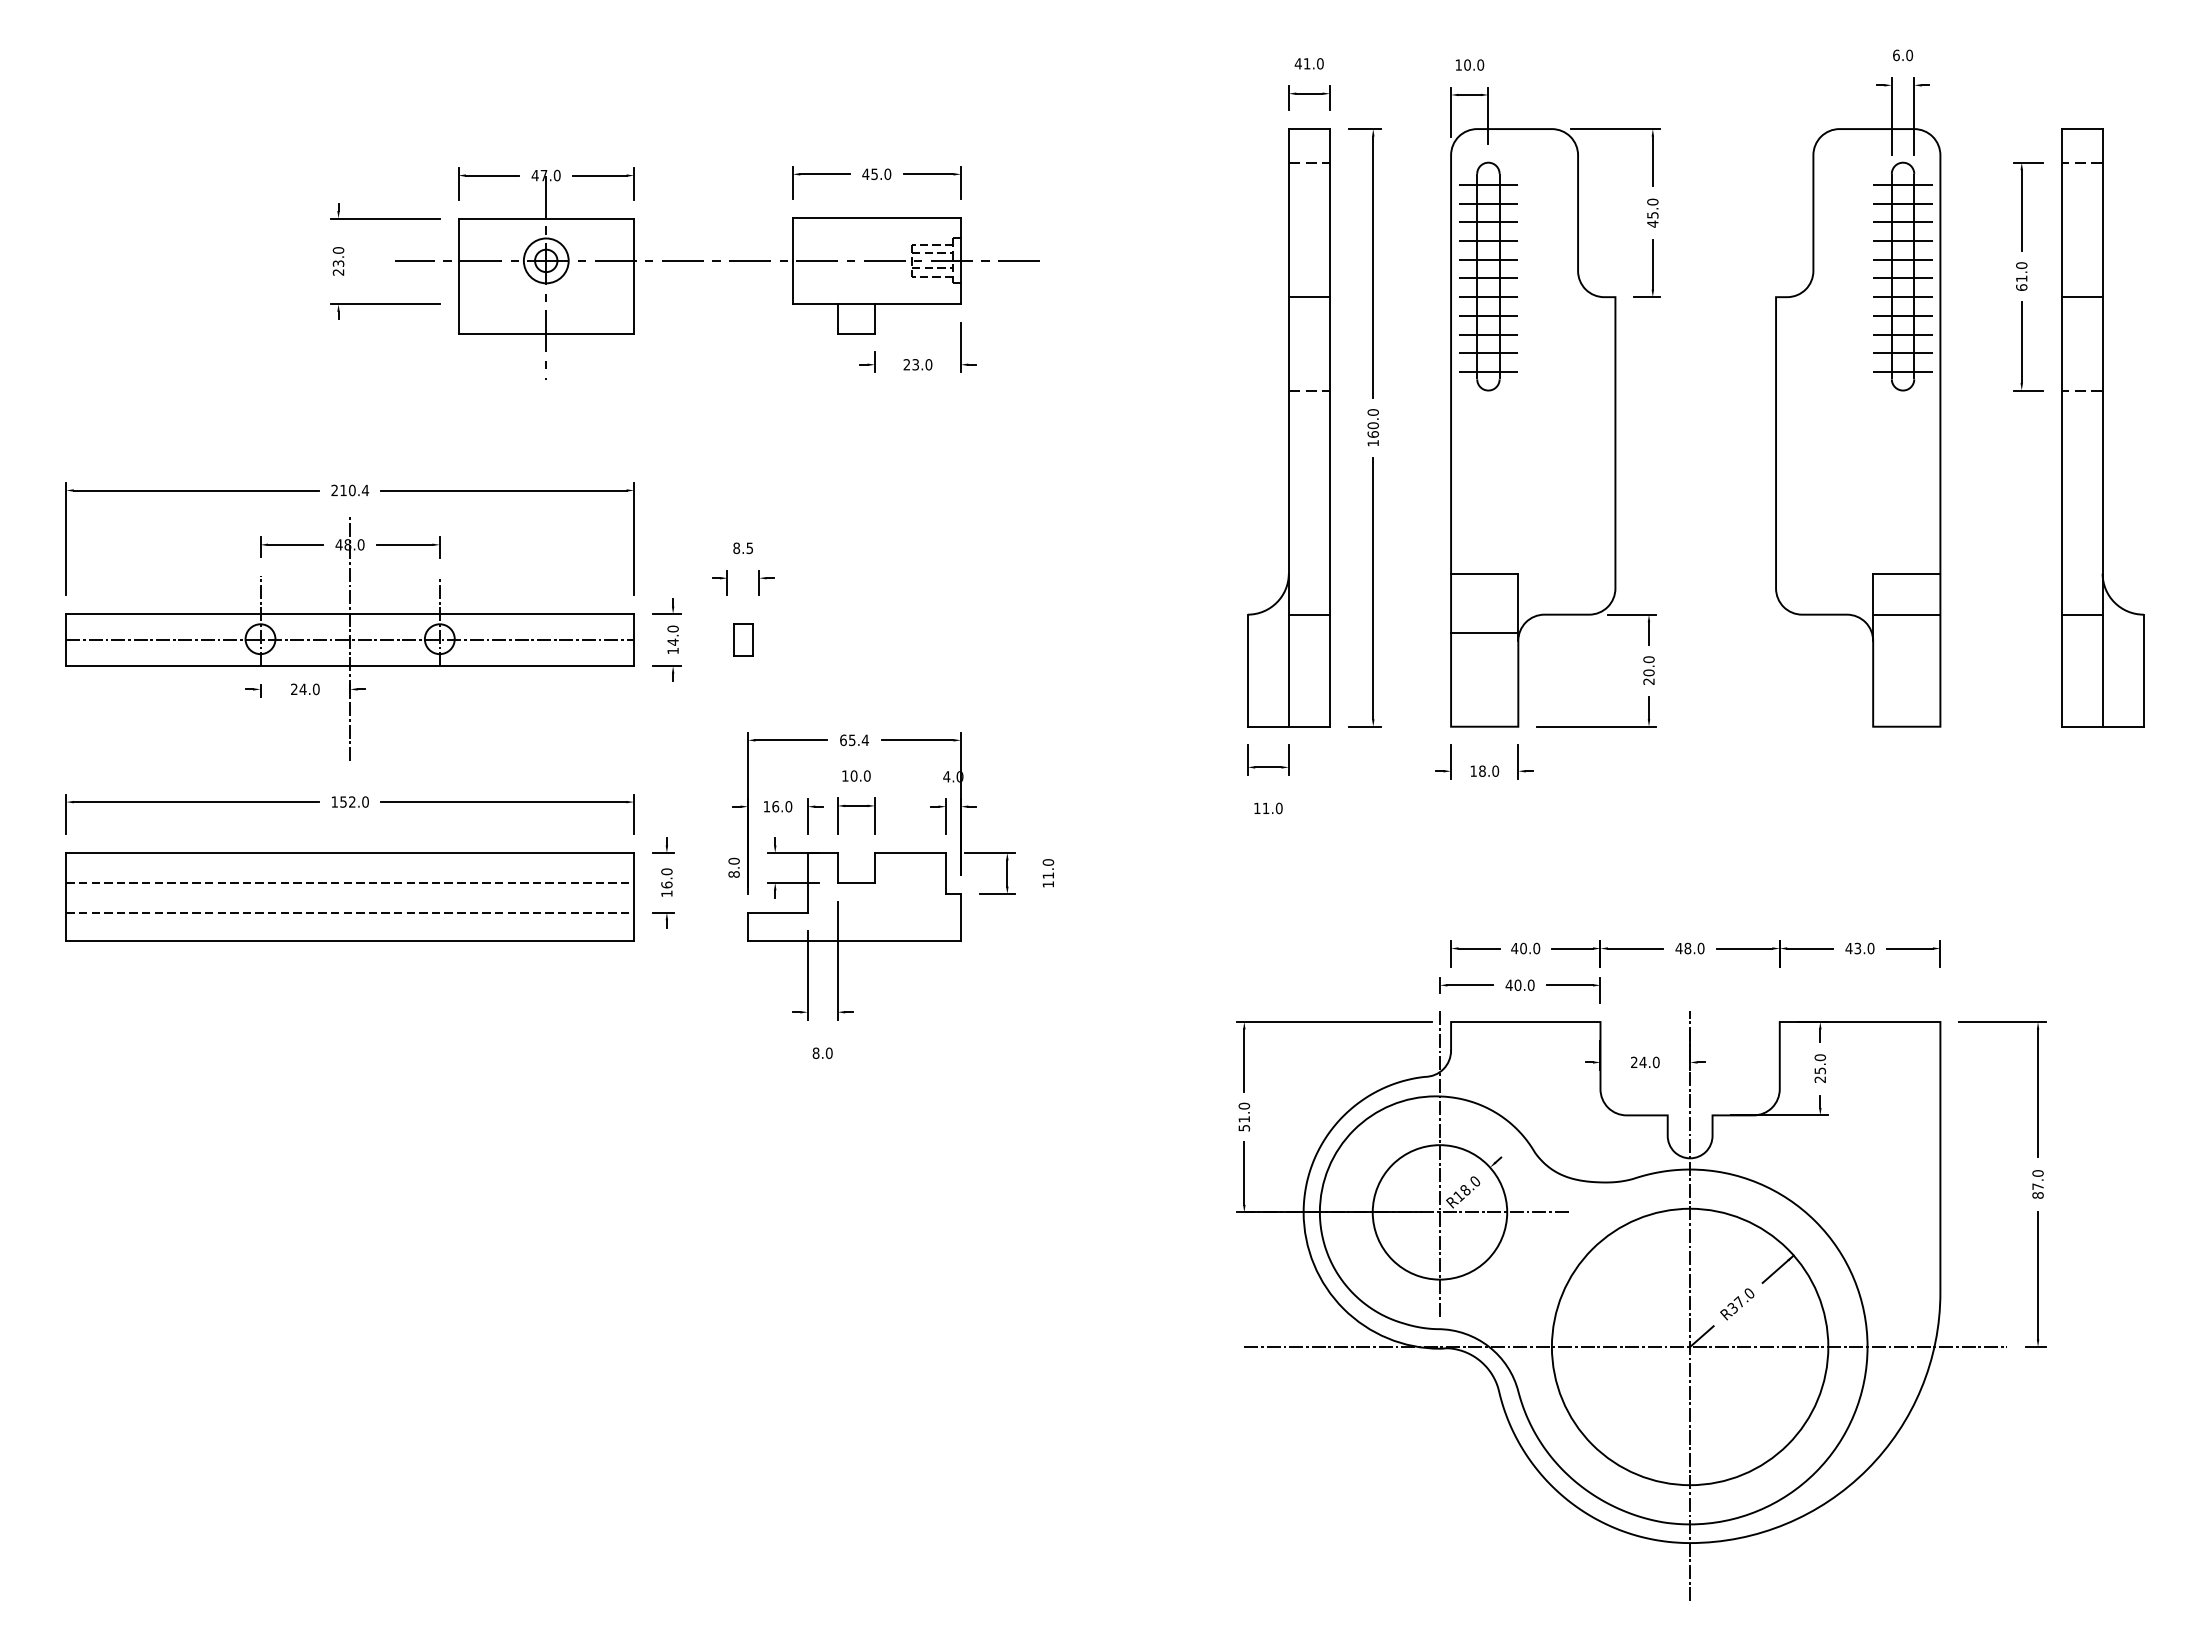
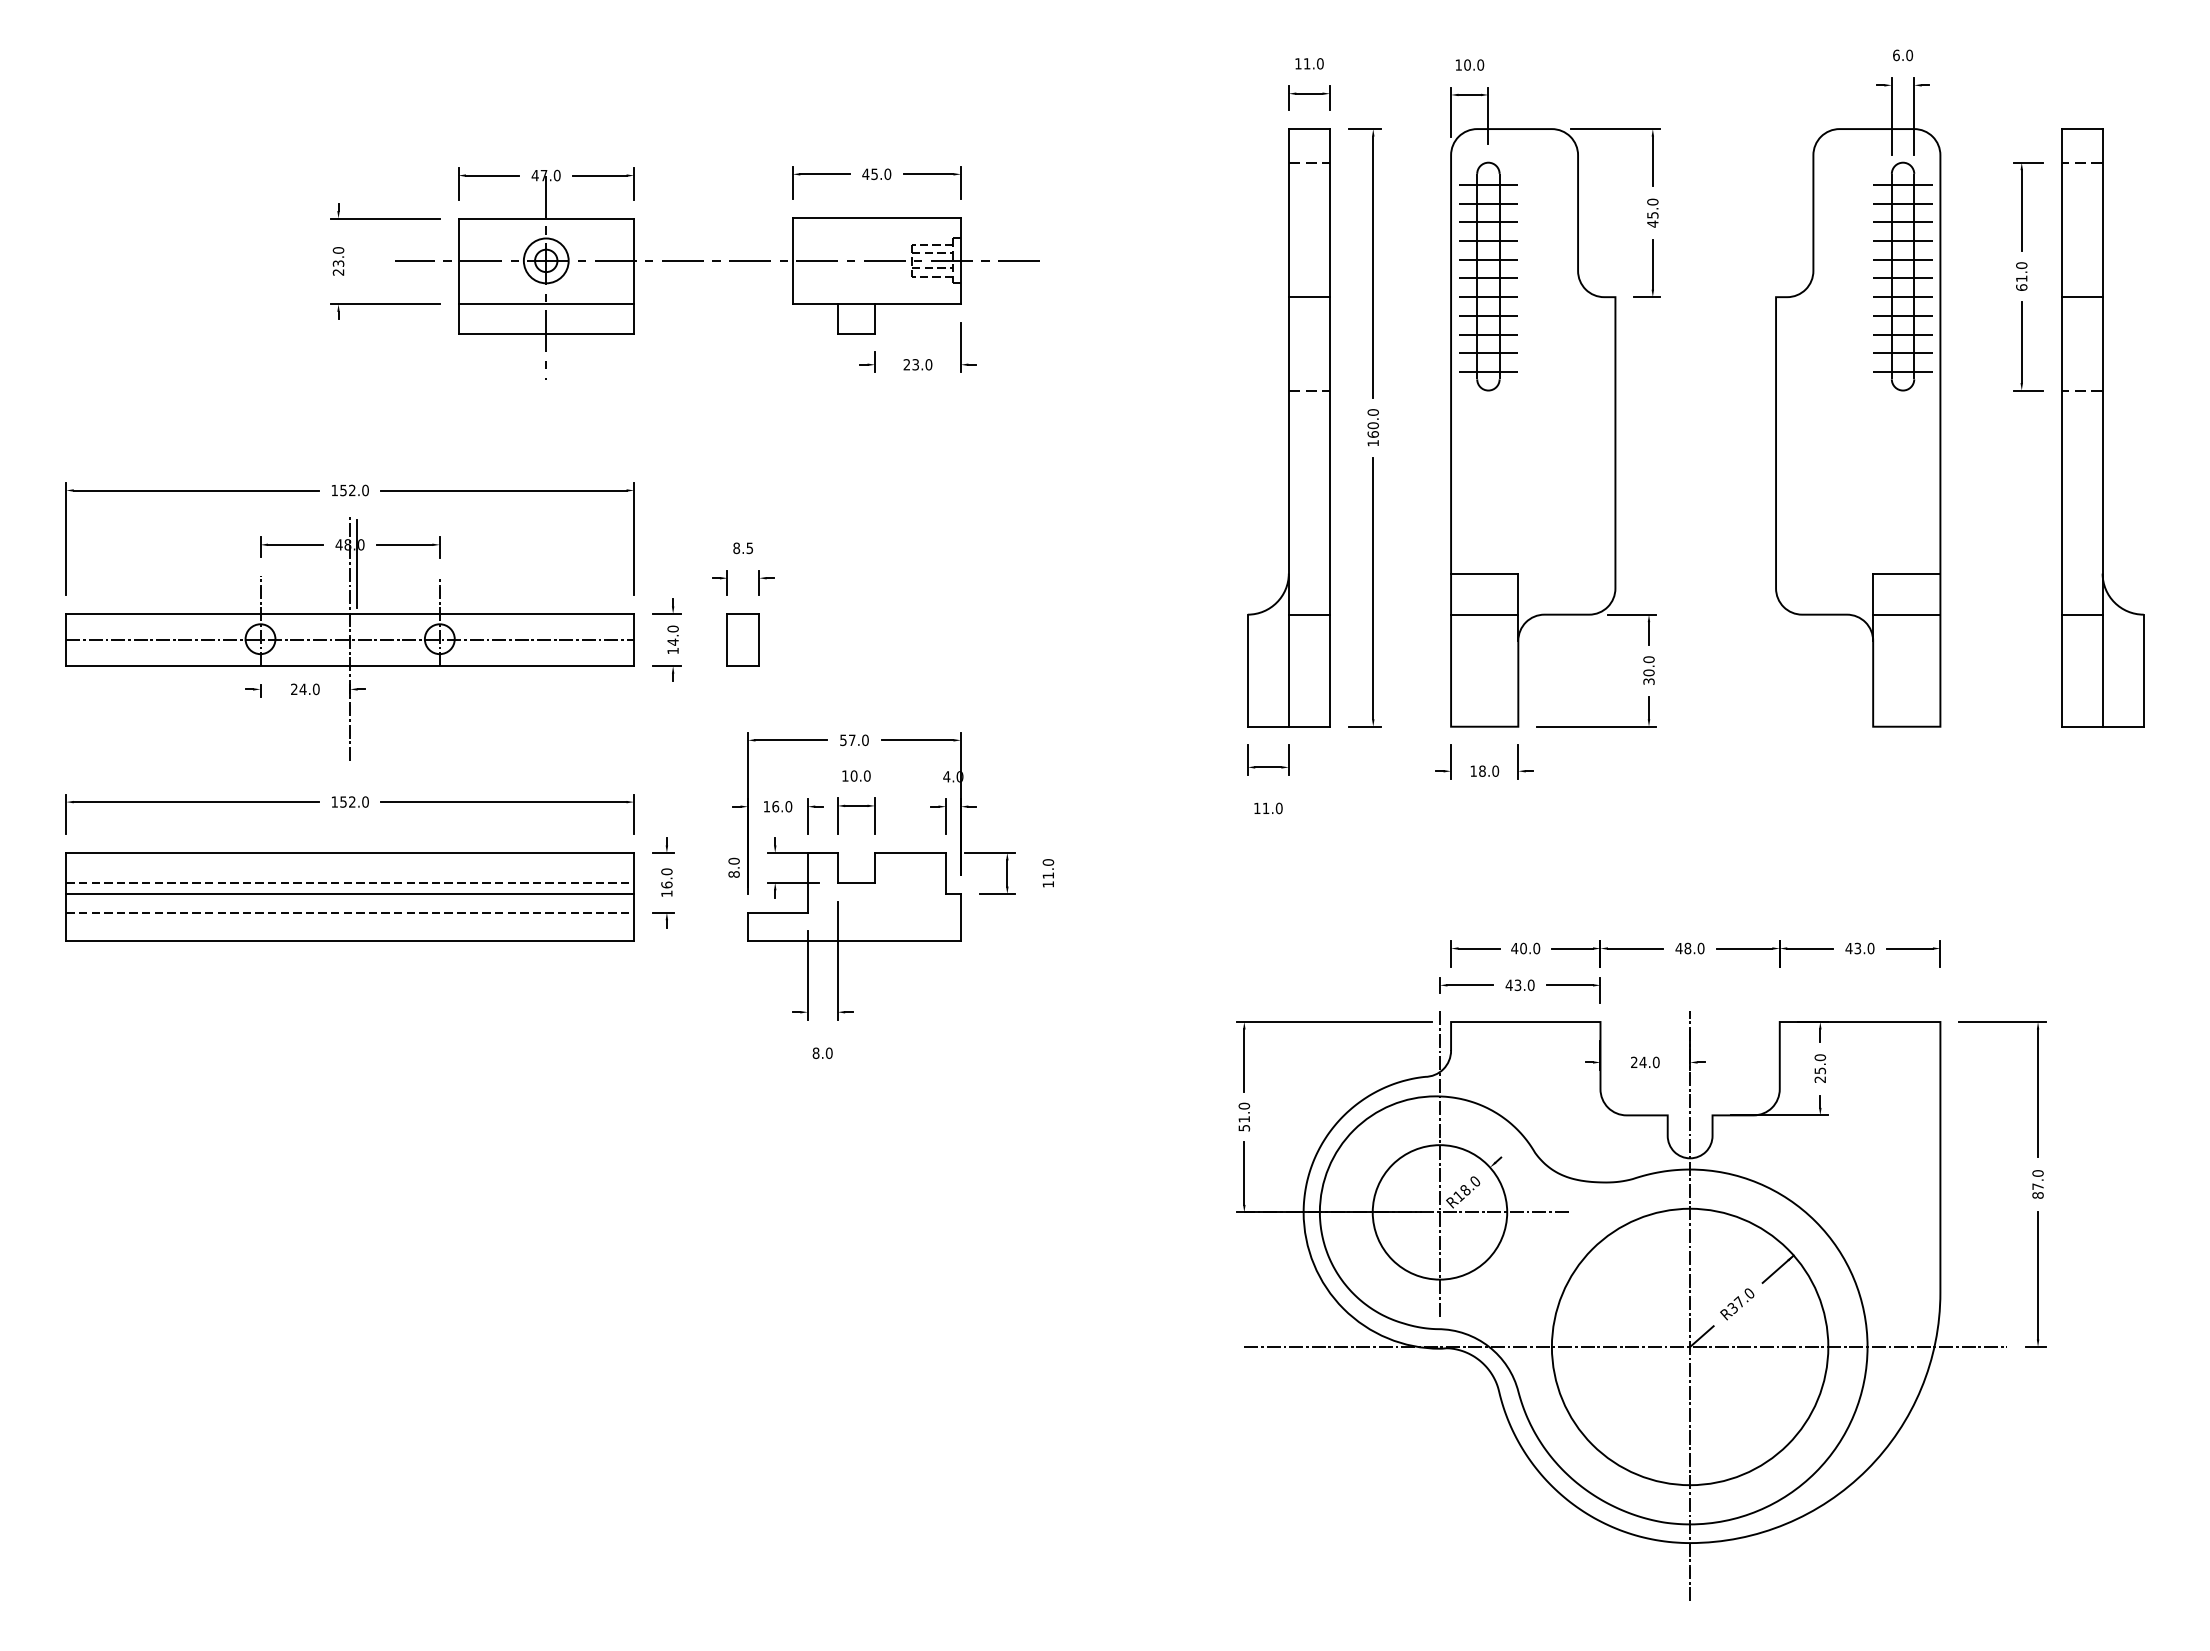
text: 41.0 -> 11.0 (1297, 63)
line: none -> present (546, 304)
text: 210.4 -> 152.0 (350, 490)
line: none -> present (356, 564)
line position: (1484, 632) -> (1484, 614) (1484, 614)
part size: 21x34 px -> 34x54 px (742, 639)
text: 20.0 -> 30.0 (1649, 681)
text: 65.4 -> 57.0 (854, 740)
line: none -> present (350, 894)
text: 40.0 -> 43.0 (1517, 984)
